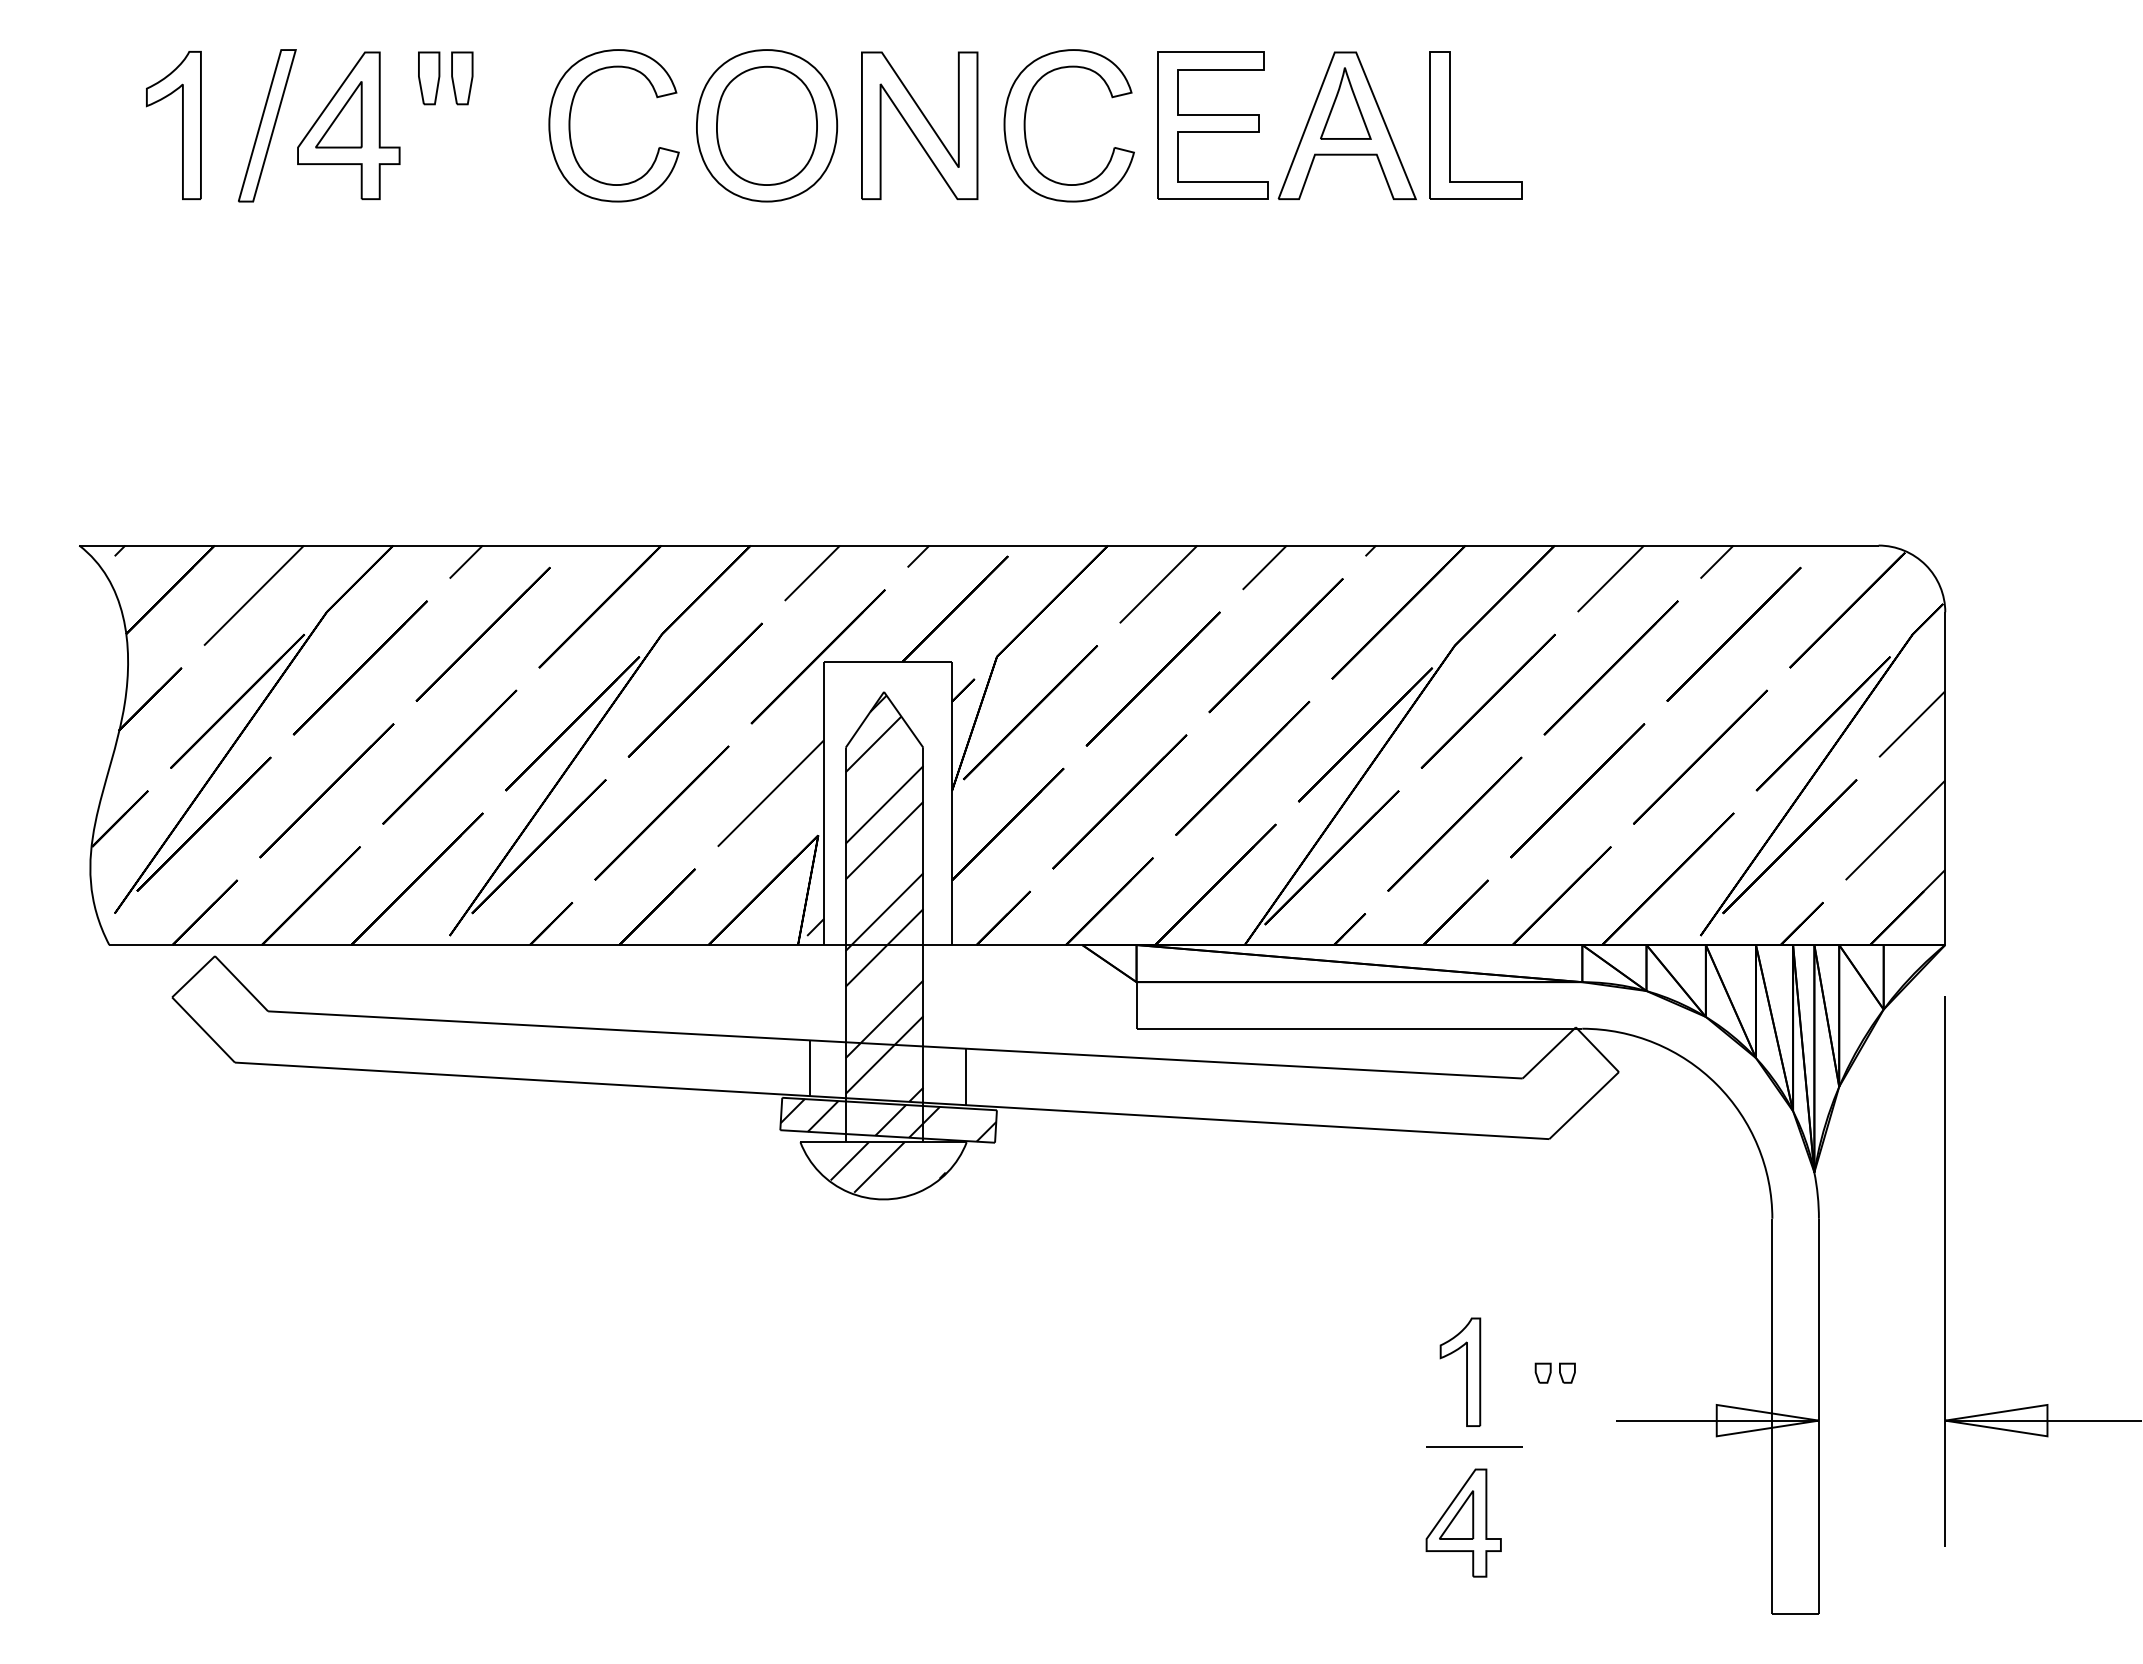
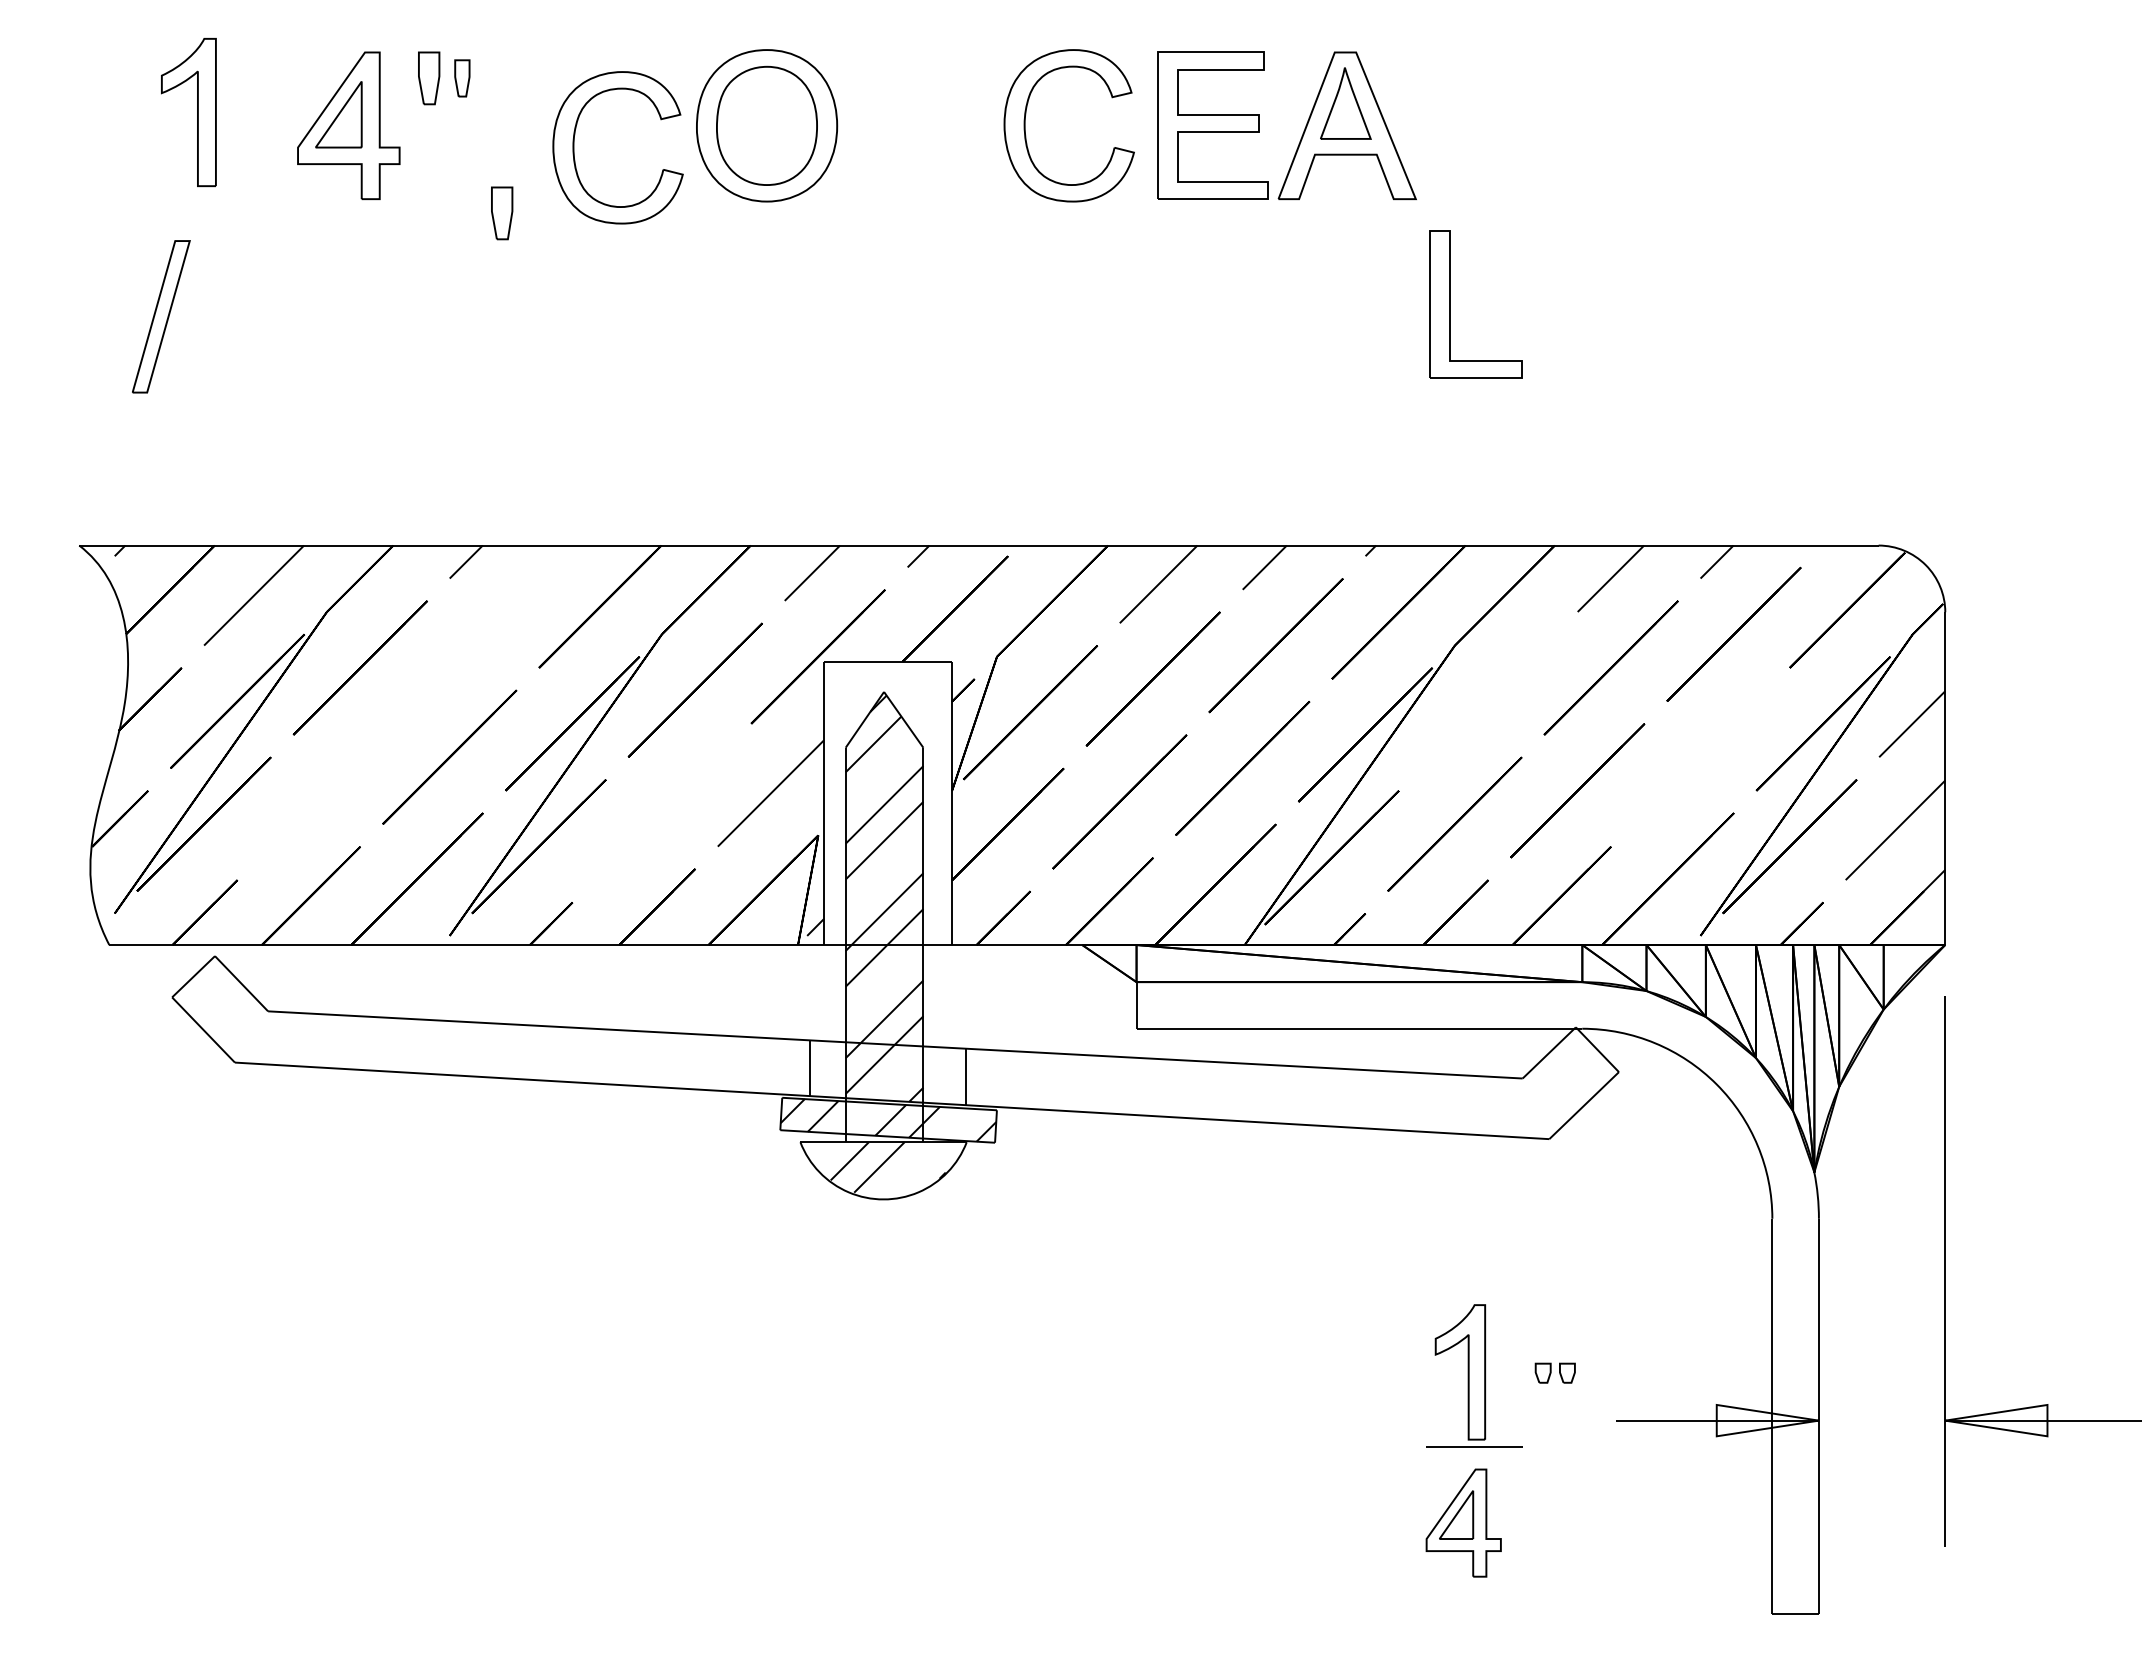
part size: 23x55 px -> 17x39 px (462, 78)
part position: (182, 125) -> (197, 112) (197, 112)
part position: (267, 125) -> (161, 316) (161, 316)
part position: (570, 125) -> (574, 147) (574, 147)
part: present -> none (919, 125)
part position: (1450, 125) -> (1450, 304) (1450, 304)
part: none -> present (502, 213)
line: present -> none (482, 633)
line: present -> none (1487, 700)
line: present -> none (1700, 756)
line: present -> none (326, 790)
line: present -> none (661, 812)
part size: 43x110 px -> 53x137 px (1460, 1372)
